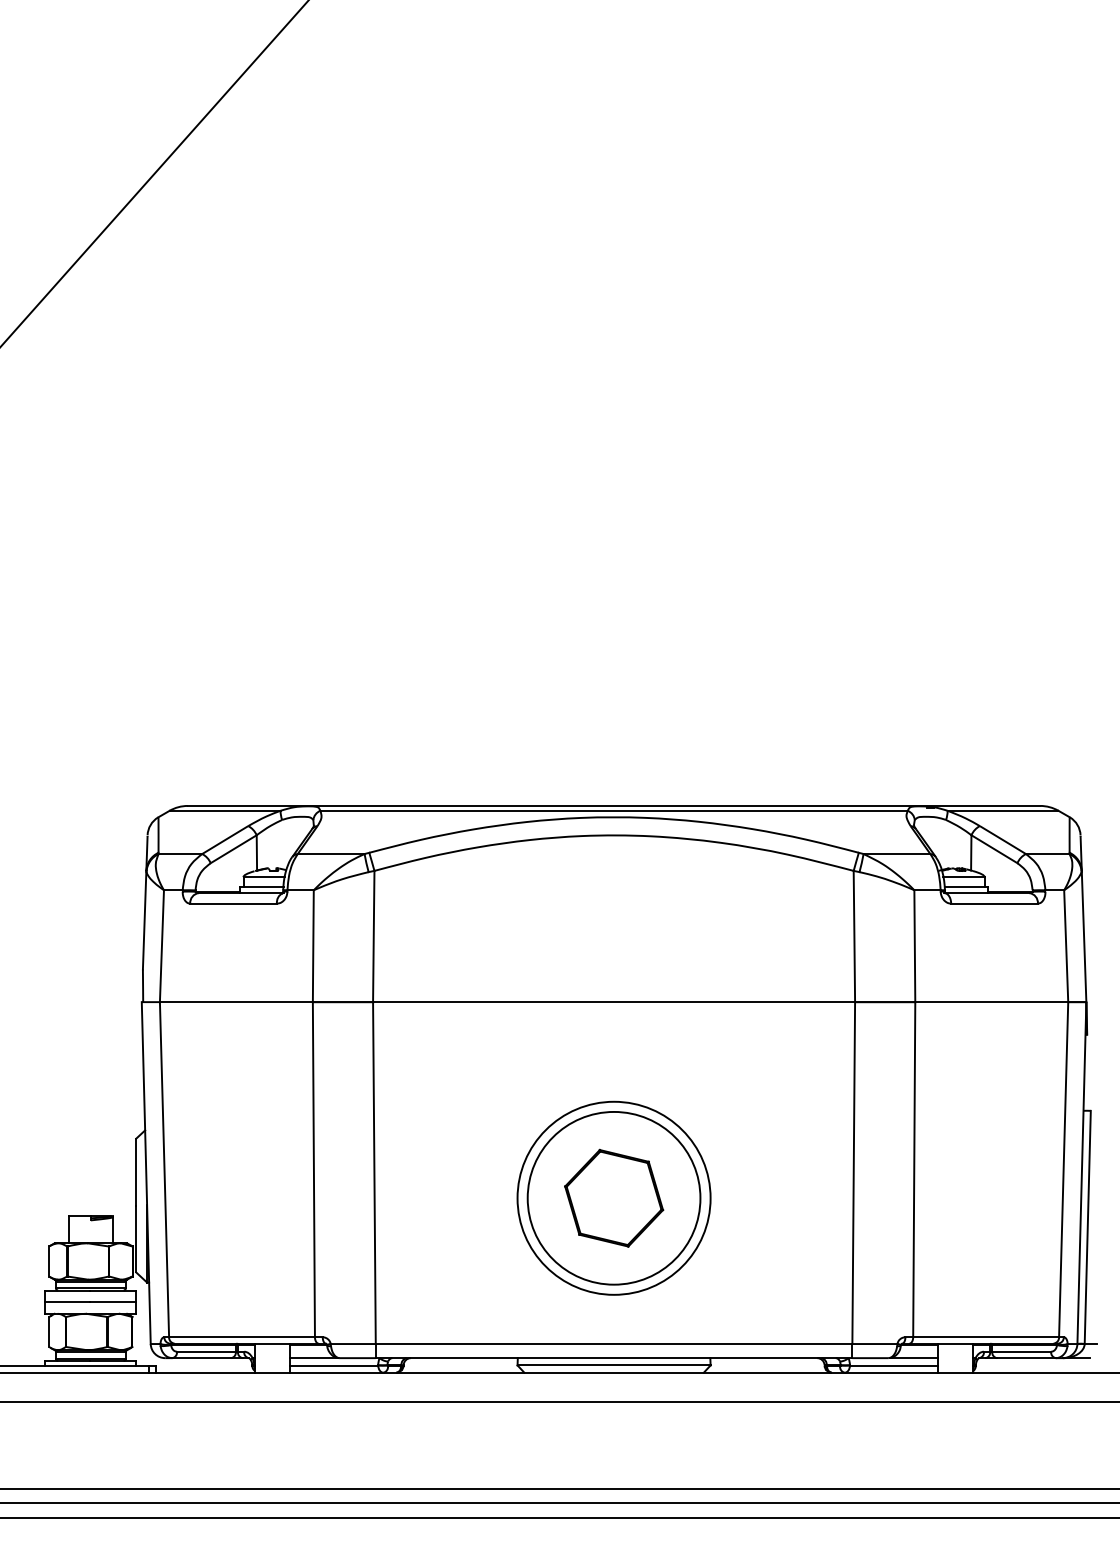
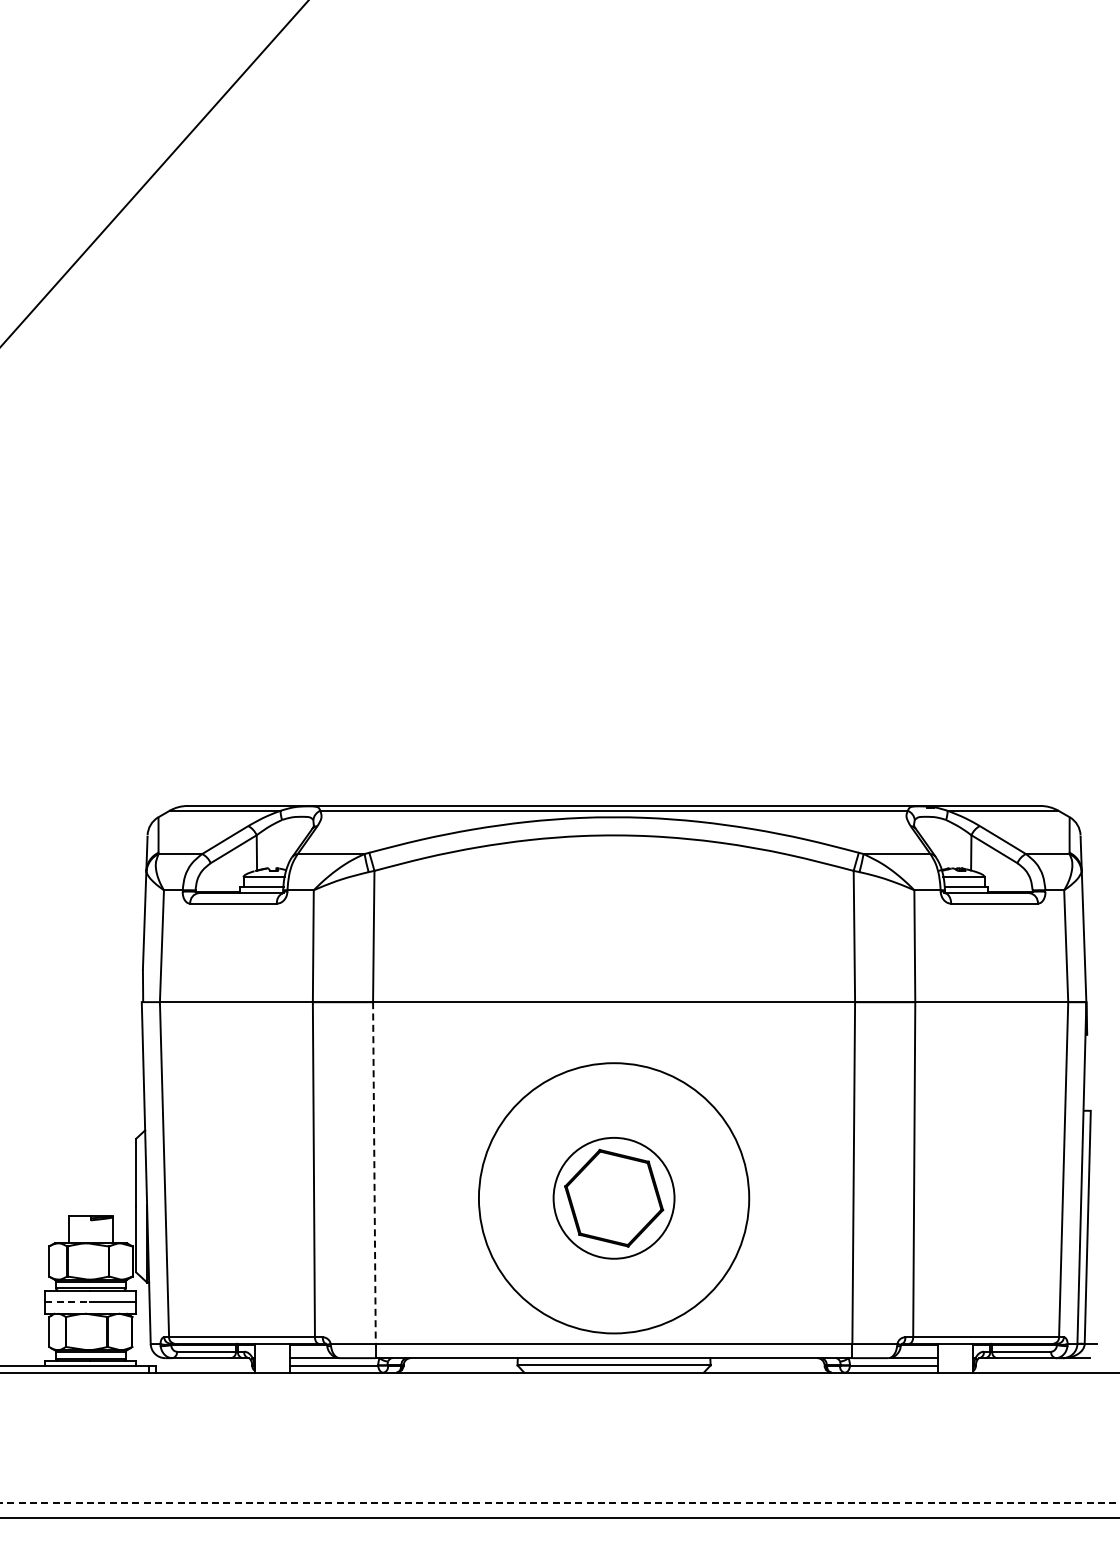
line: solid -> dashed (374, 1173)
circle diameter: 173 px -> 121 px (613, 1197)
circle diameter: 193 px -> 270 px (613, 1198)
line: solid -> dashed (68, 1302)
line: present -> none (559, 1401)
line: present -> none (559, 1488)
line: solid -> dashed (559, 1503)
